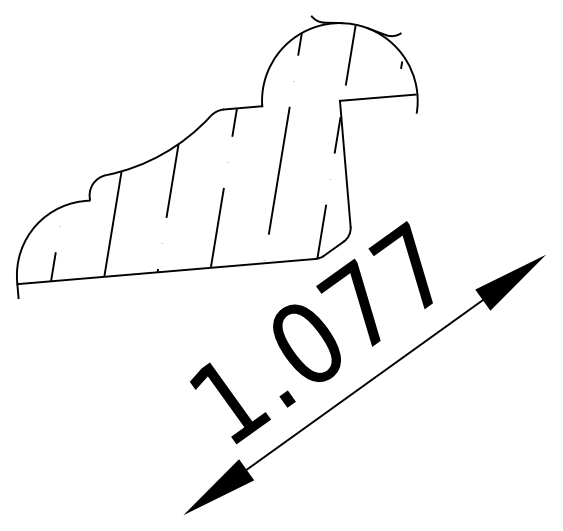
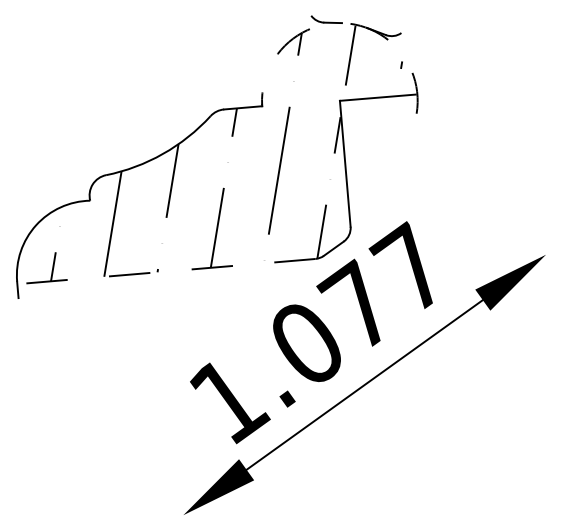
arc: solid -> dashed (344, 23)
line: solid -> dashed (166, 271)
